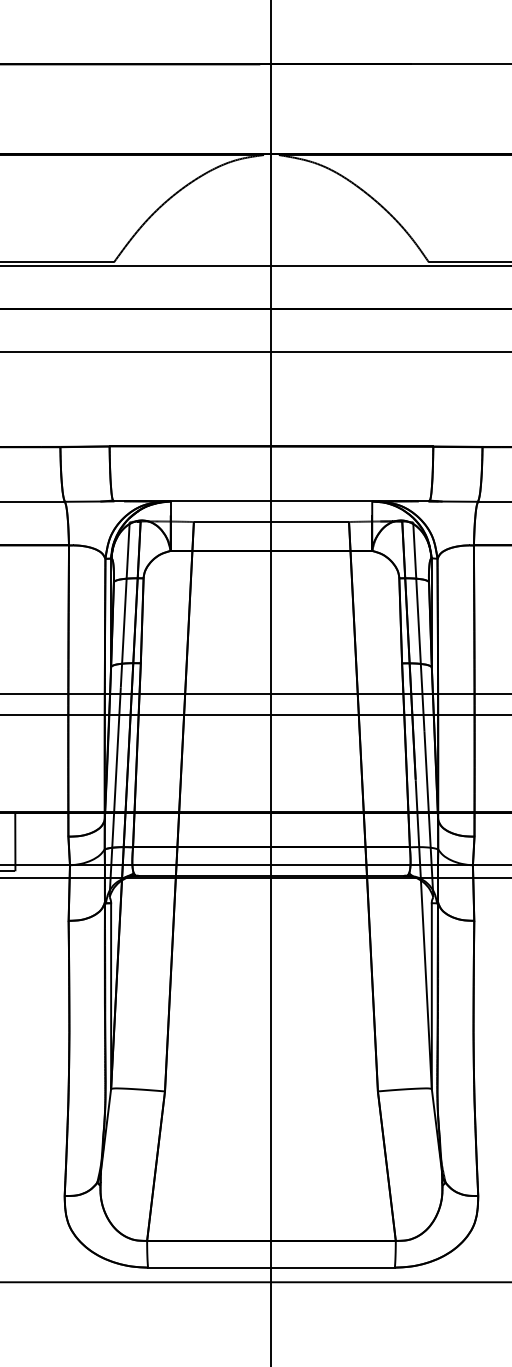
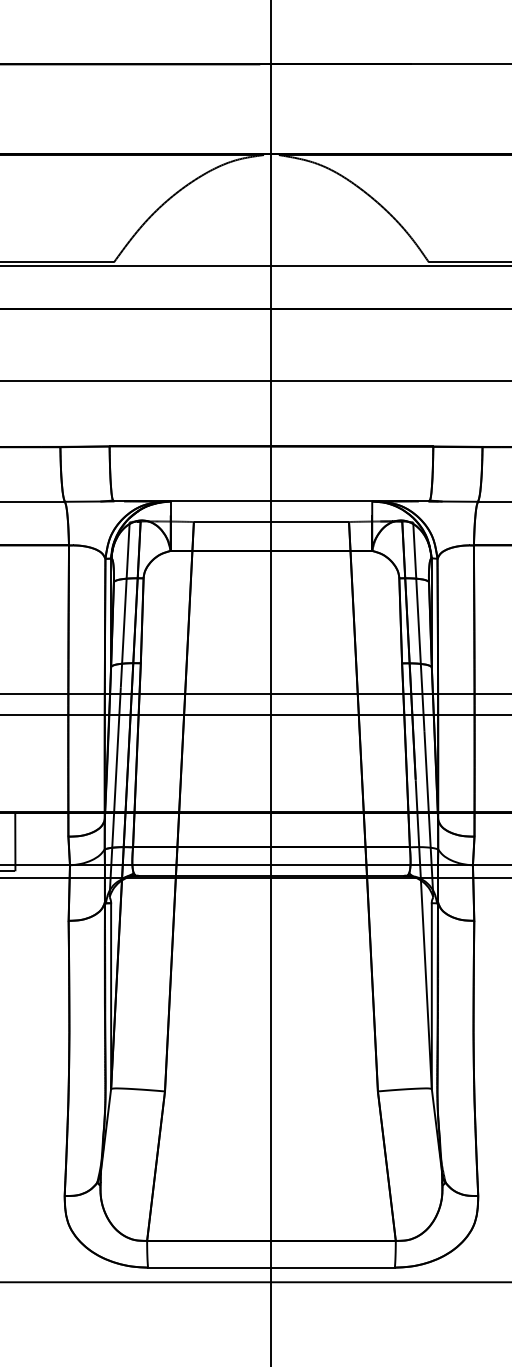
line position: (255, 351) -> (255, 380) (255, 380)
